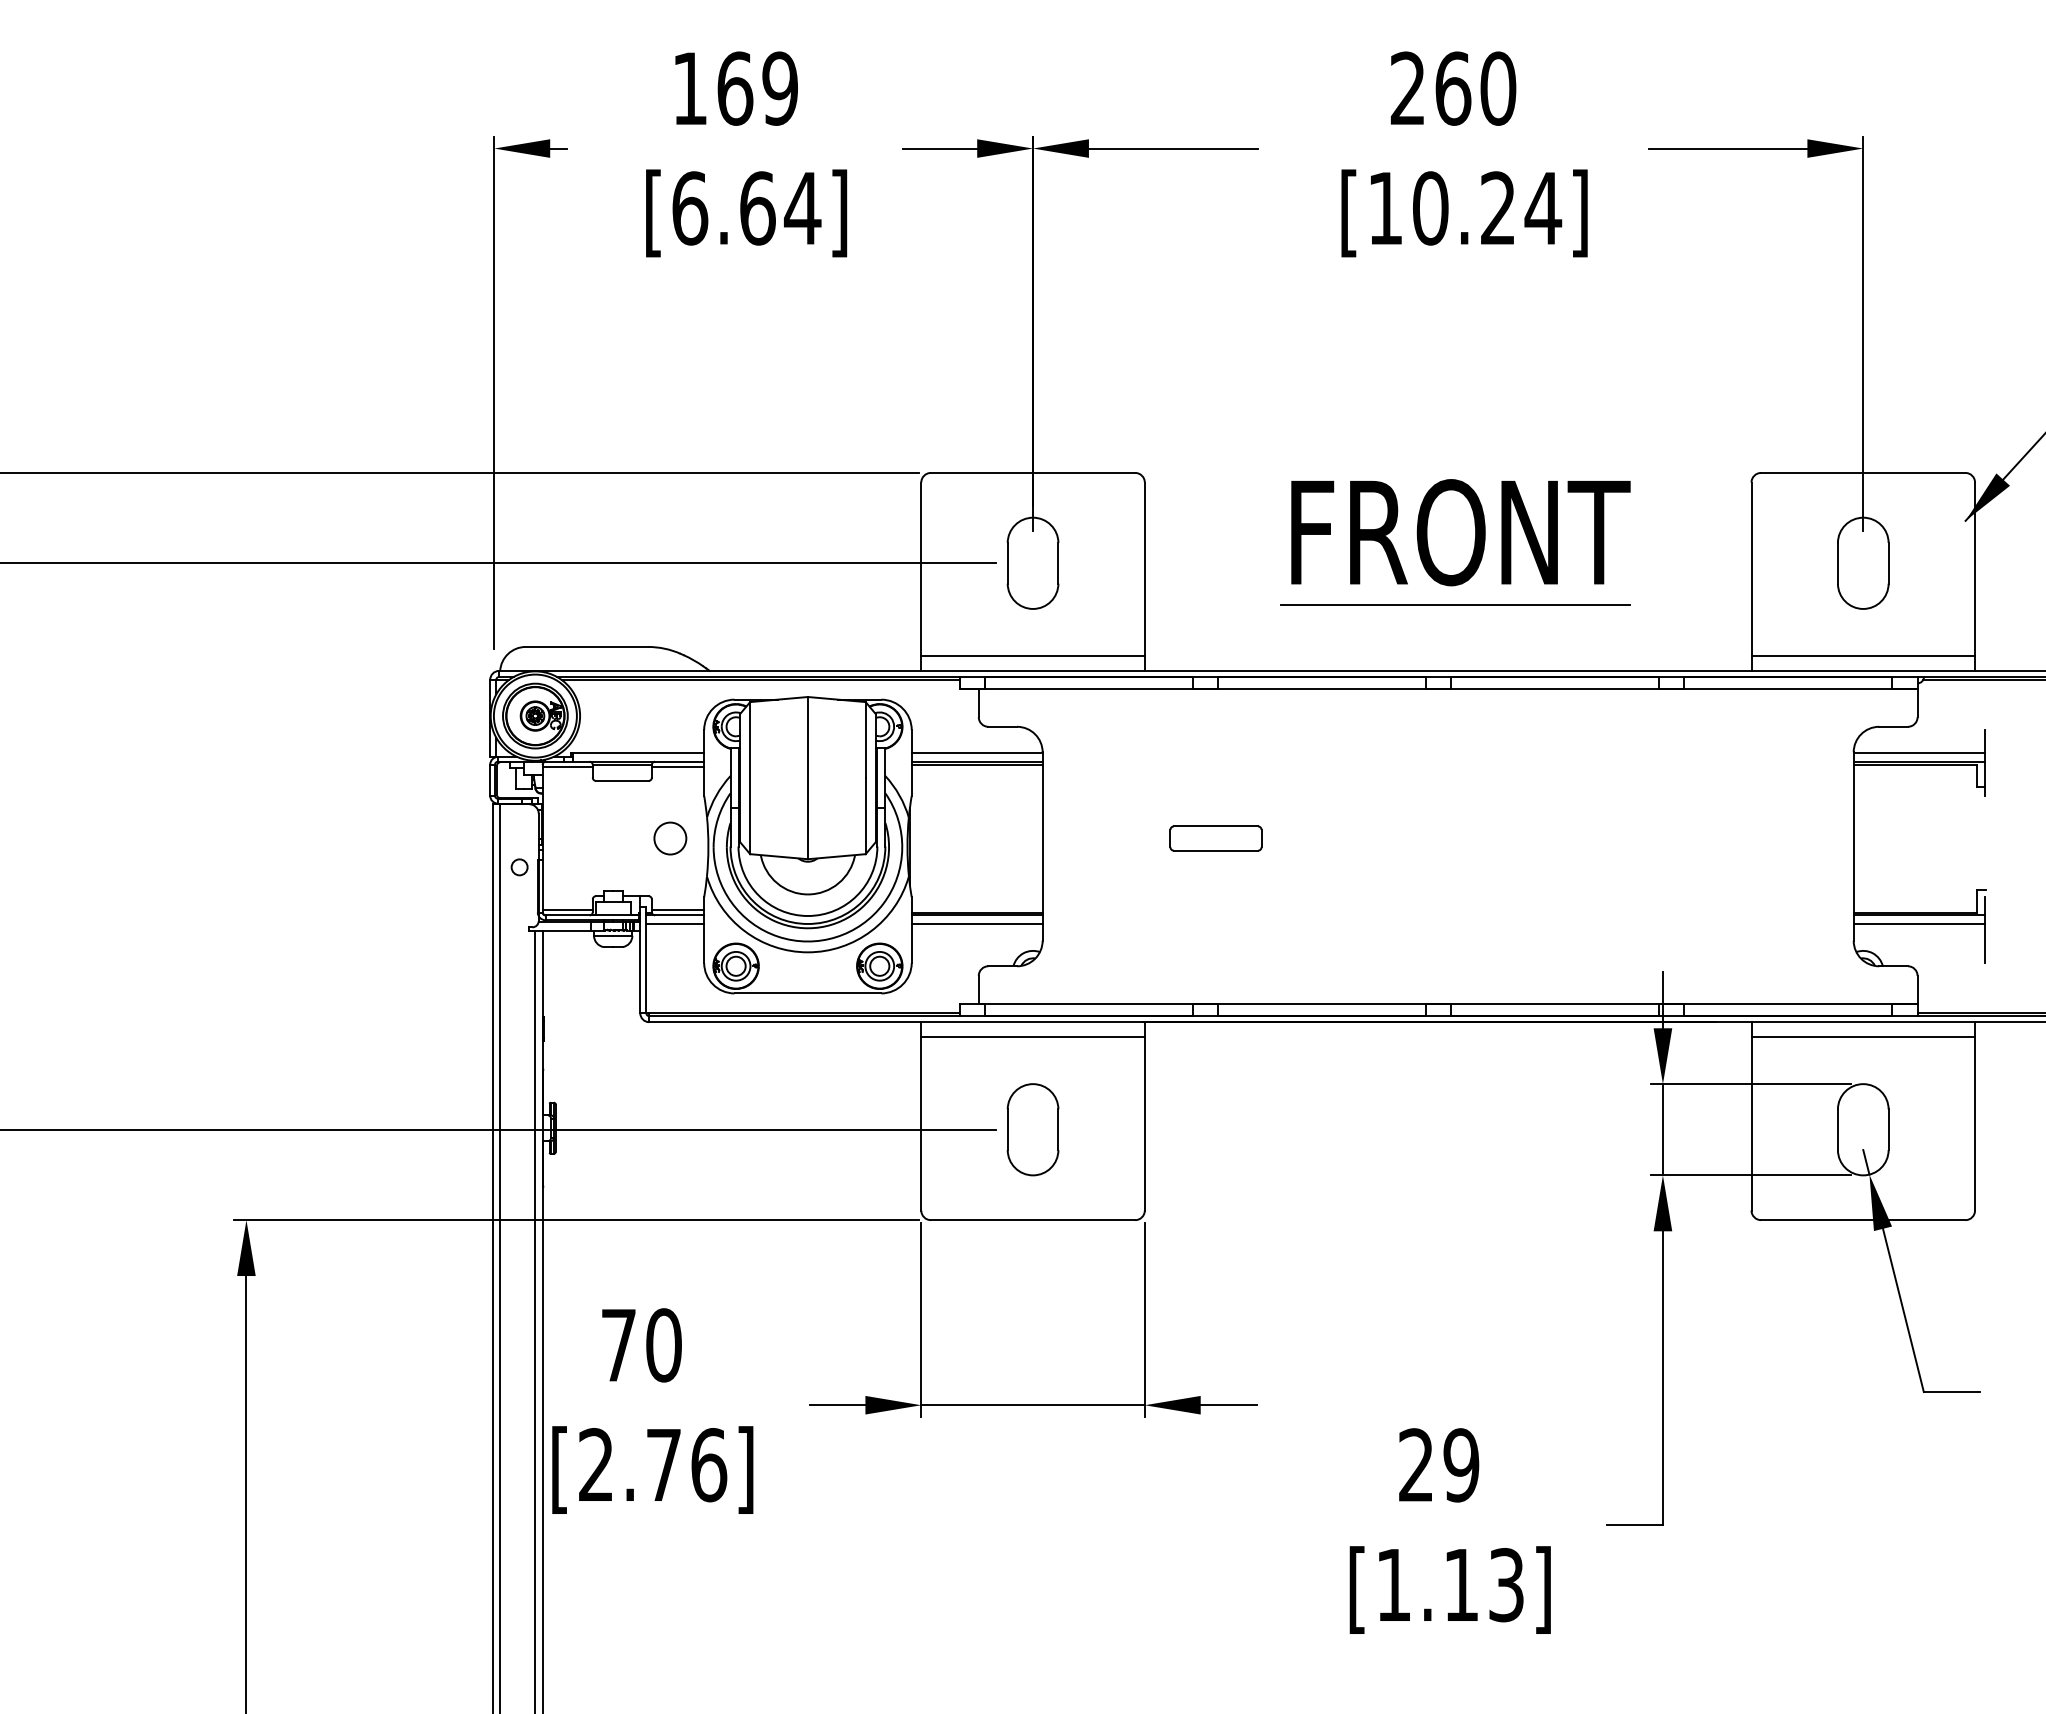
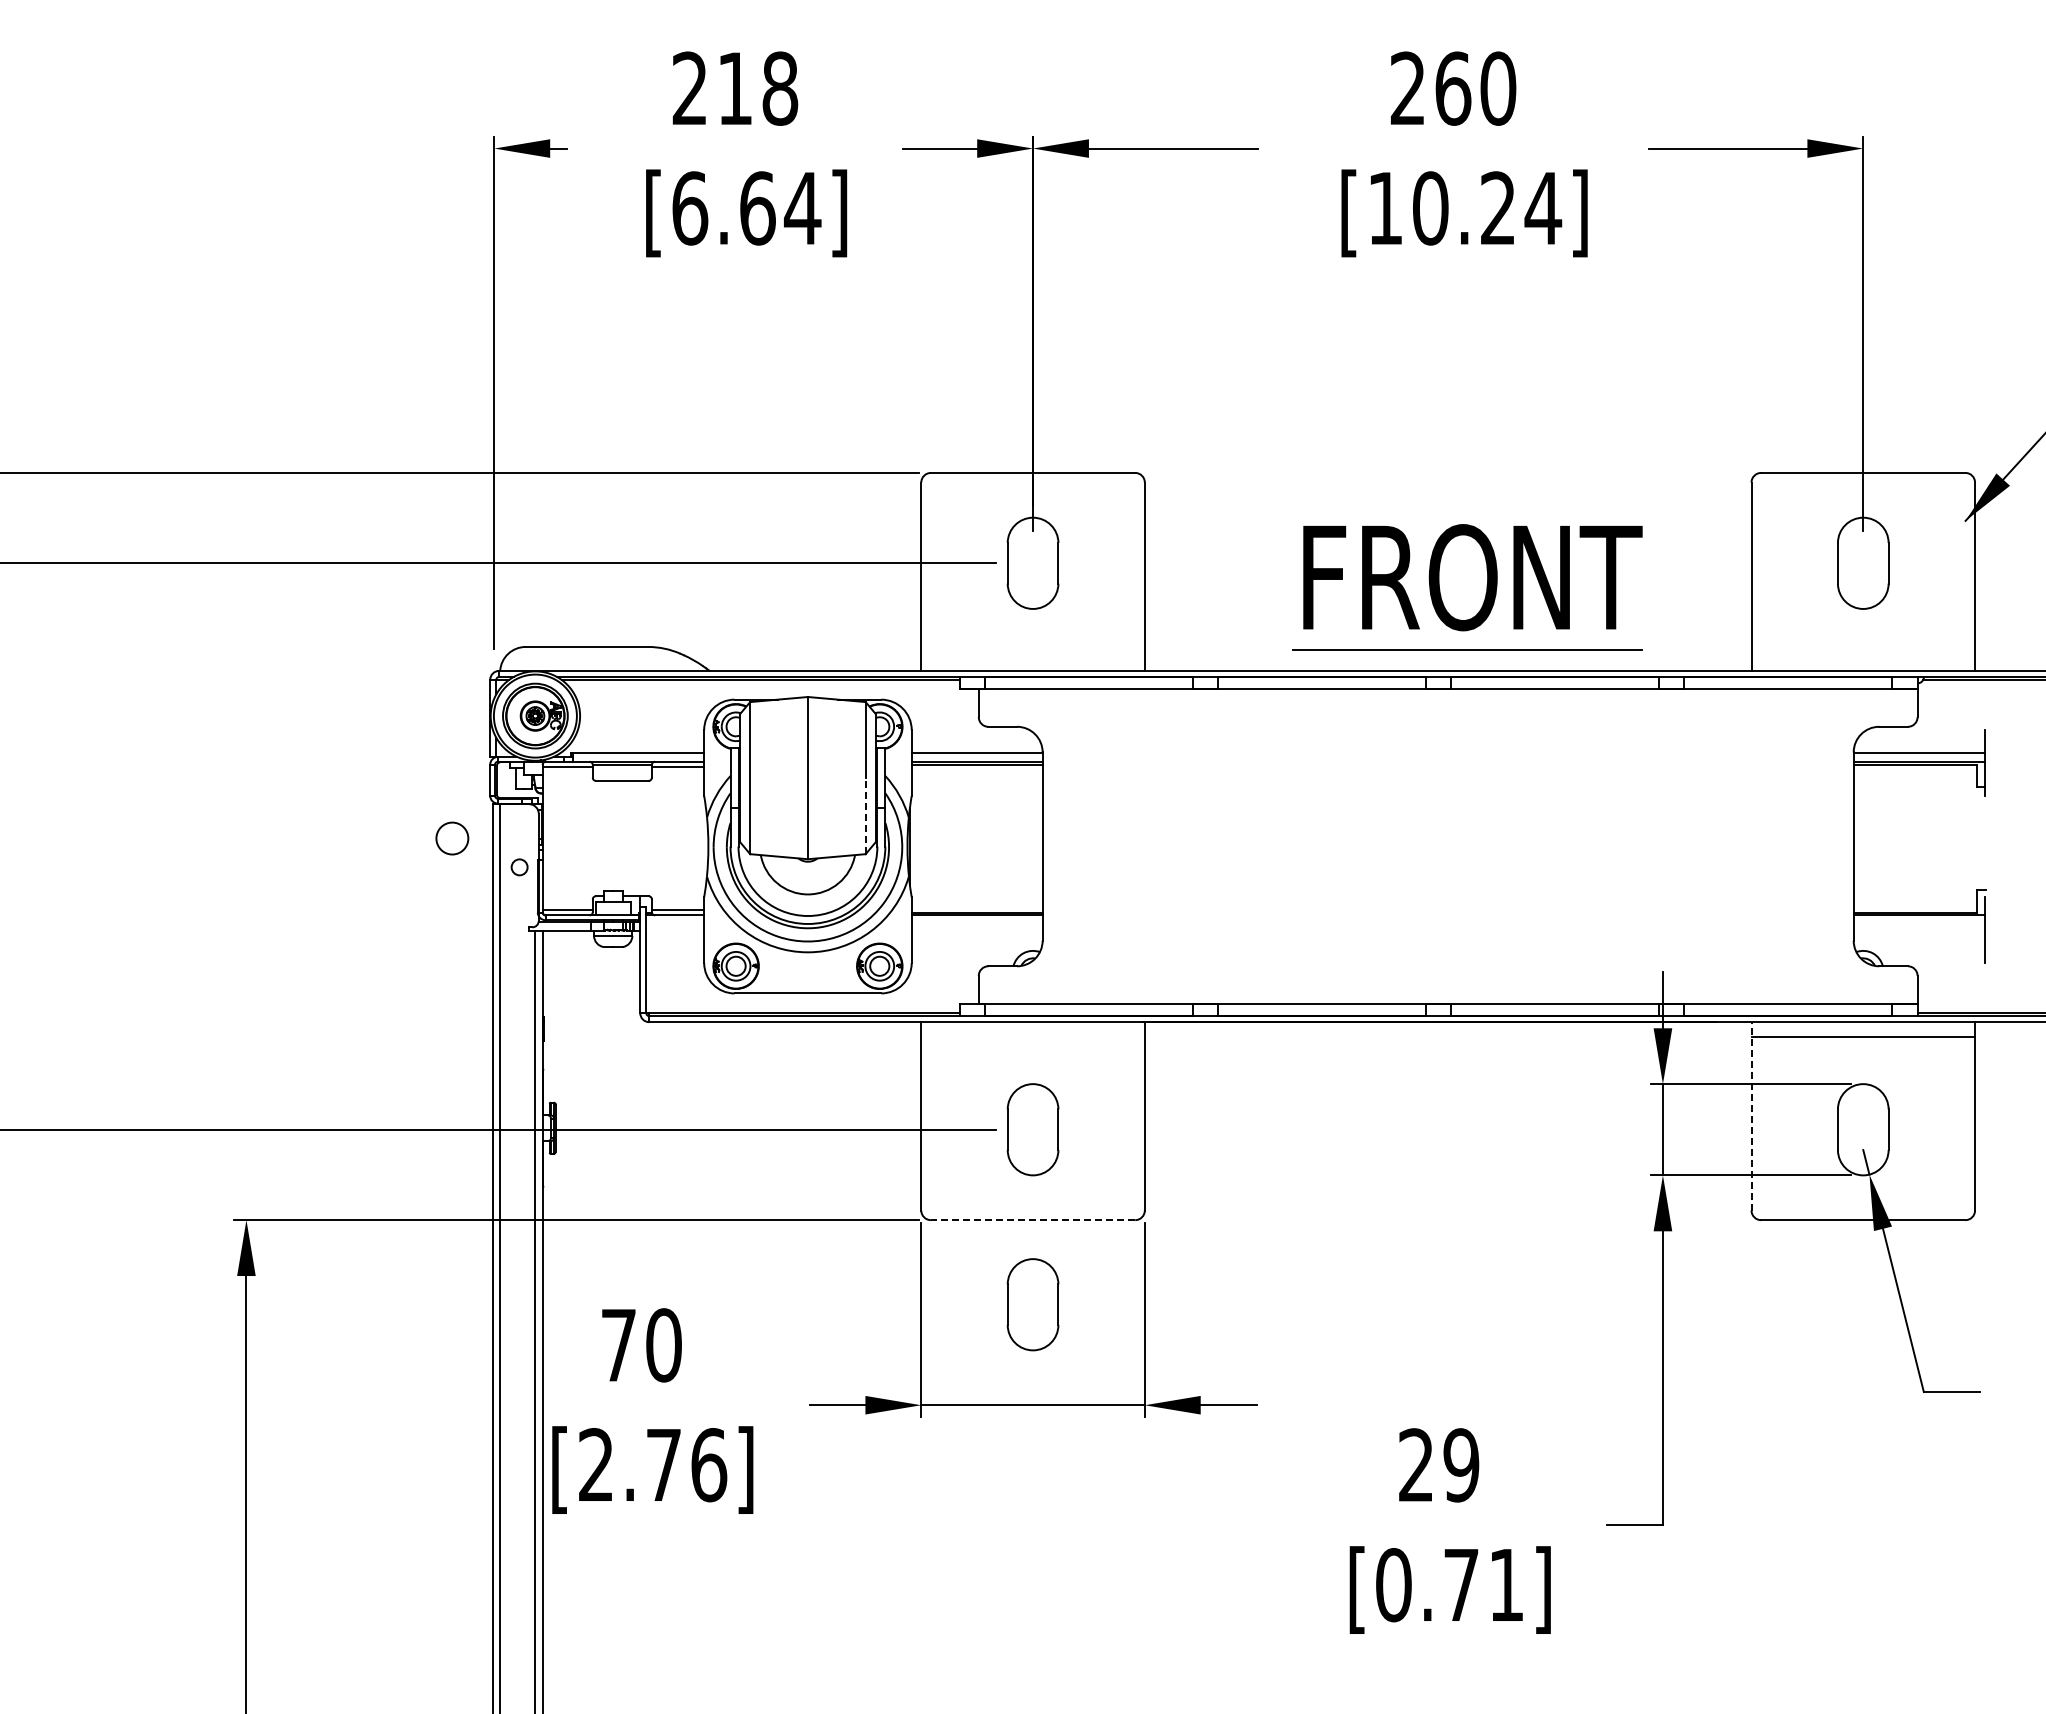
text: 169 -> 218 (735, 88)
part position: (1455, 542) -> (1467, 587) (1467, 587)
line: present -> none (1032, 655)
line: present -> none (1863, 655)
line: solid -> dashed (865, 815)
circle position: (670, 838) -> (452, 838) (452, 838)
part: present -> none (1215, 838)
line: present -> none (675, 924)
line: present -> none (976, 924)
line: present -> none (1918, 924)
line: present -> none (1032, 1037)
line: solid -> dashed (1751, 1115)
line: solid -> dashed (1032, 1220)
part: none -> present (1032, 1304)
text: [1.13] -> [0.71] (1449, 1585)
